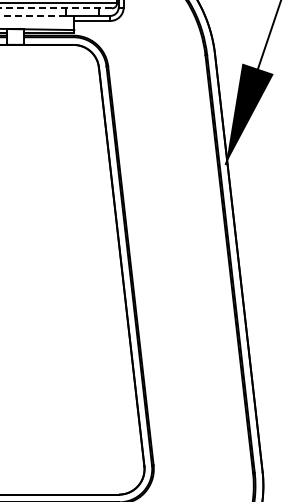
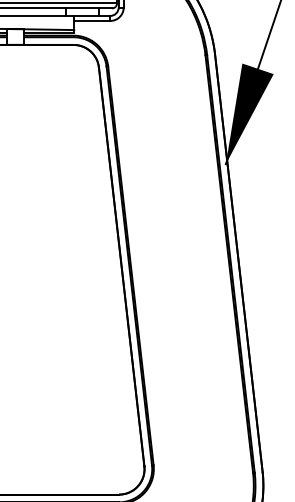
line: dashed -> solid (56, 8)
line: dashed -> solid (32, 15)
